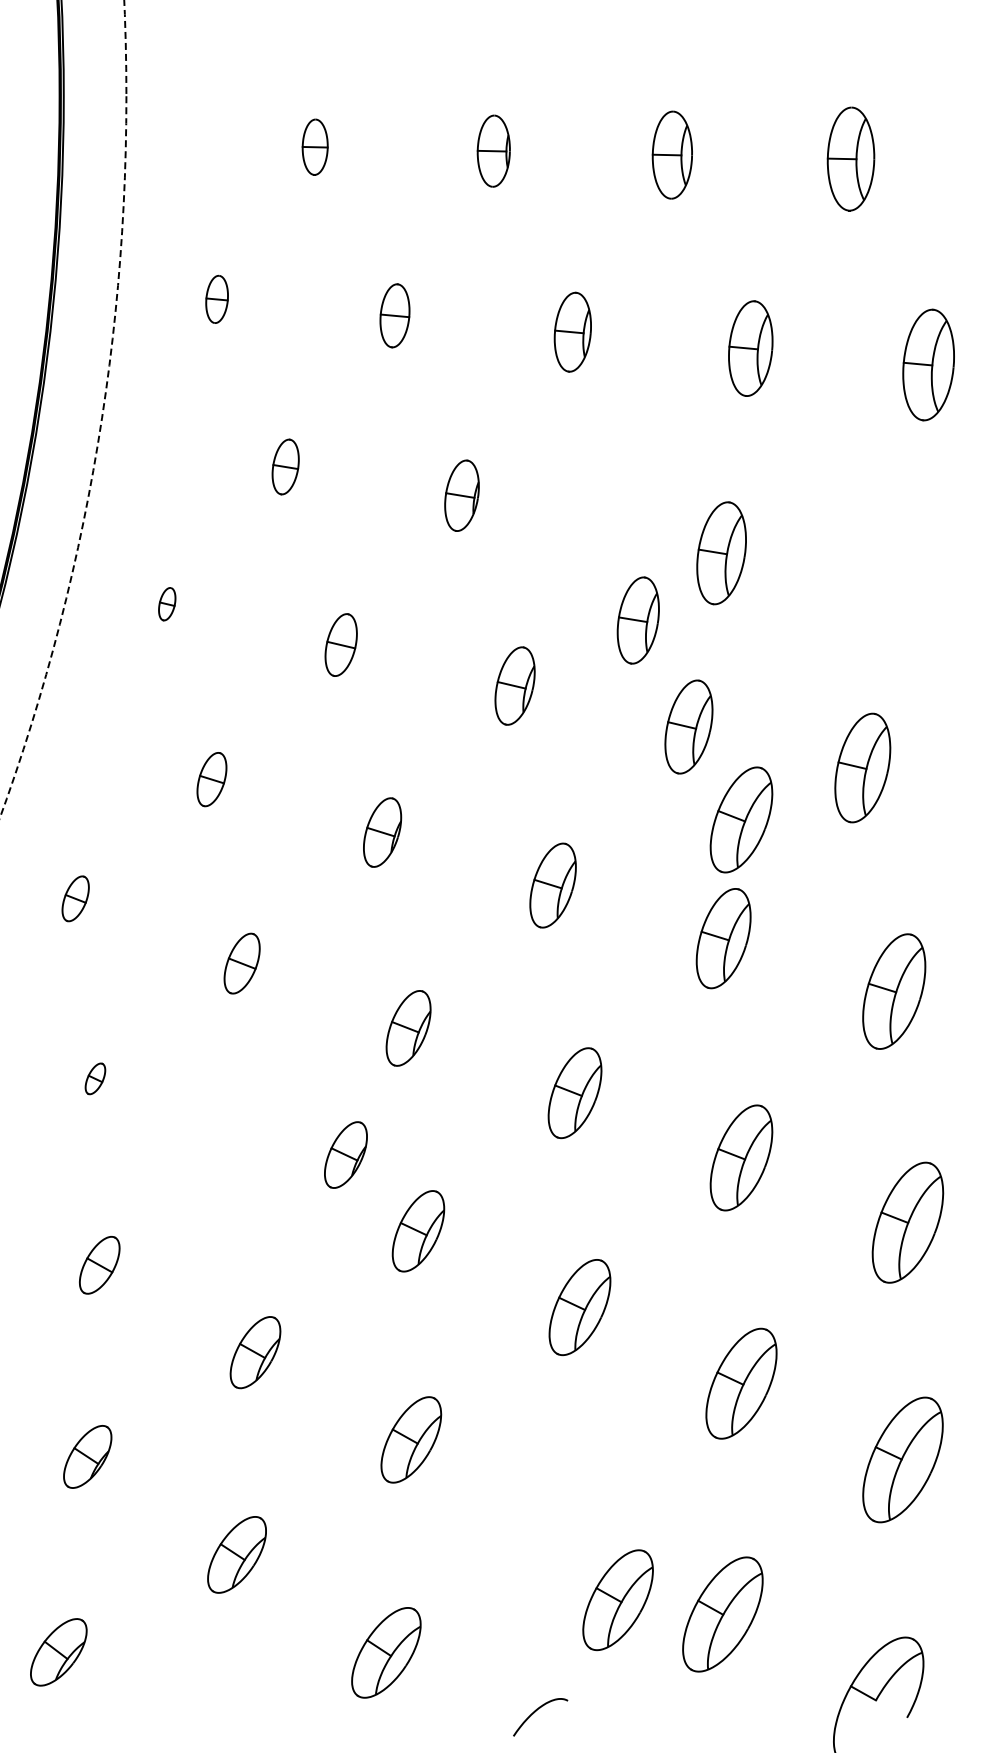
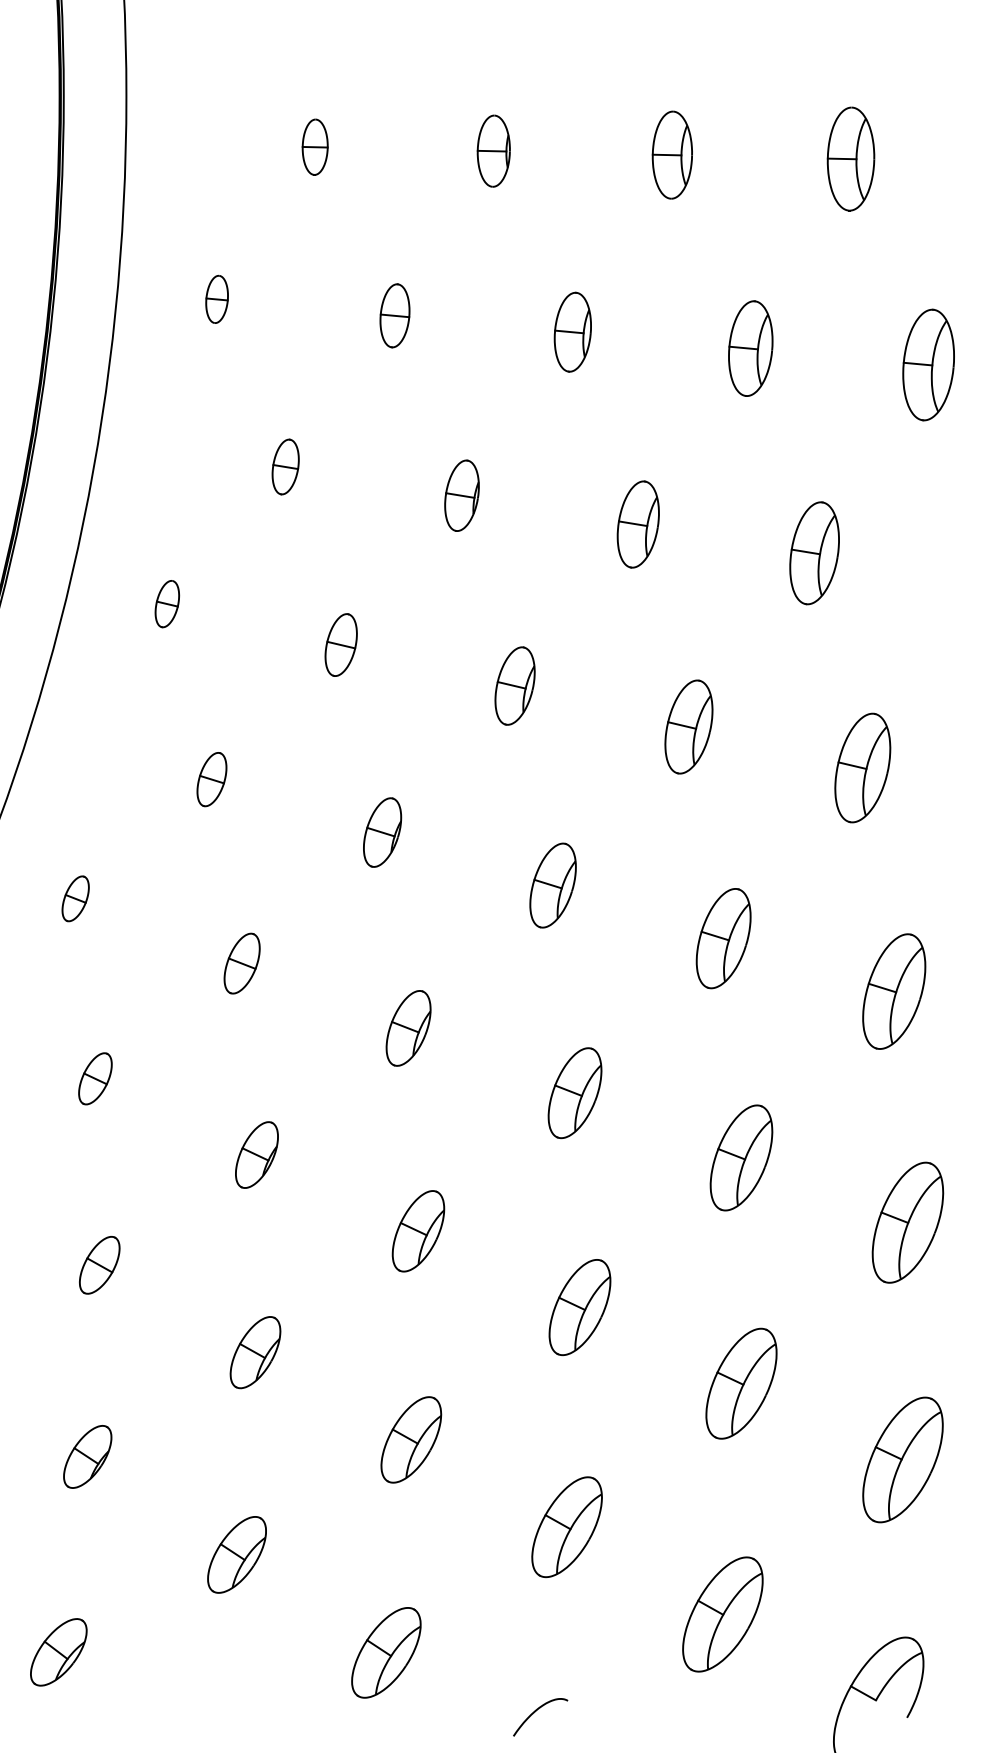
circle: dashed -> solid (63, 408)
part position: (721, 553) -> (814, 553) (814, 553)
part size: 19x35 px -> 26x49 px (166, 604)
part position: (637, 620) -> (637, 524) (637, 524)
part: present -> none (741, 819)
part size: 23x34 px -> 35x54 px (95, 1078)
part position: (345, 1154) -> (256, 1154) (256, 1154)
part position: (617, 1600) -> (566, 1527) (566, 1527)
